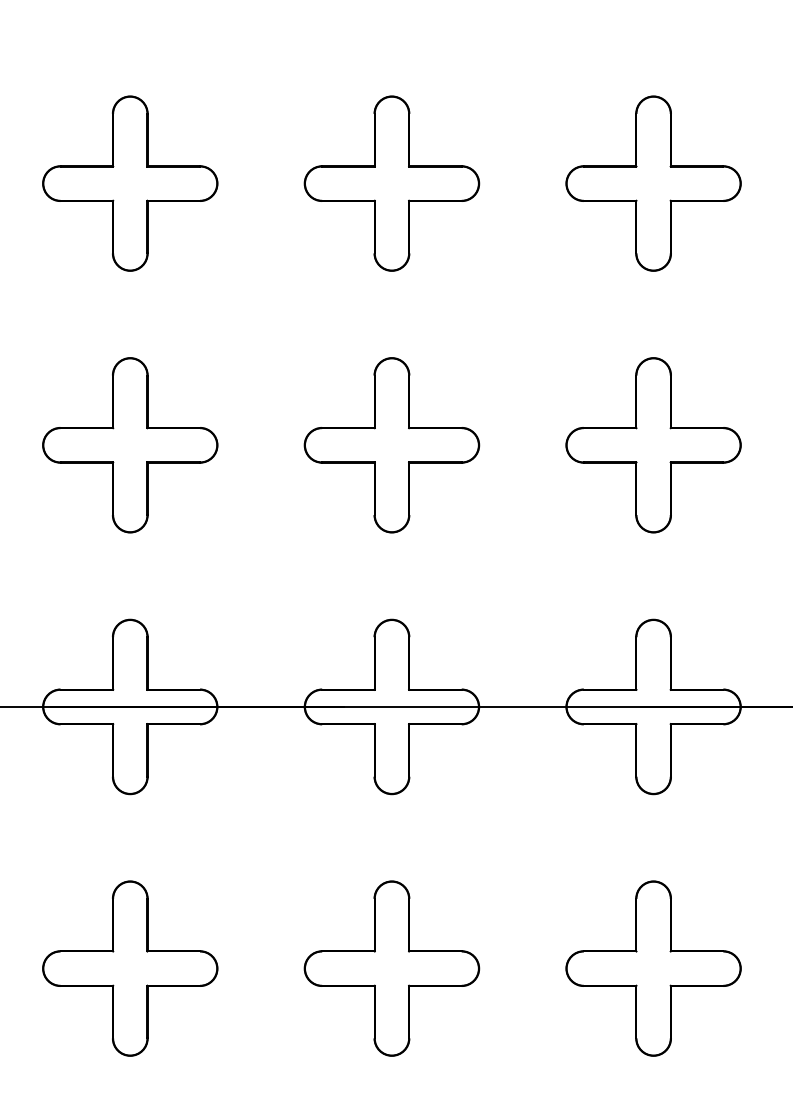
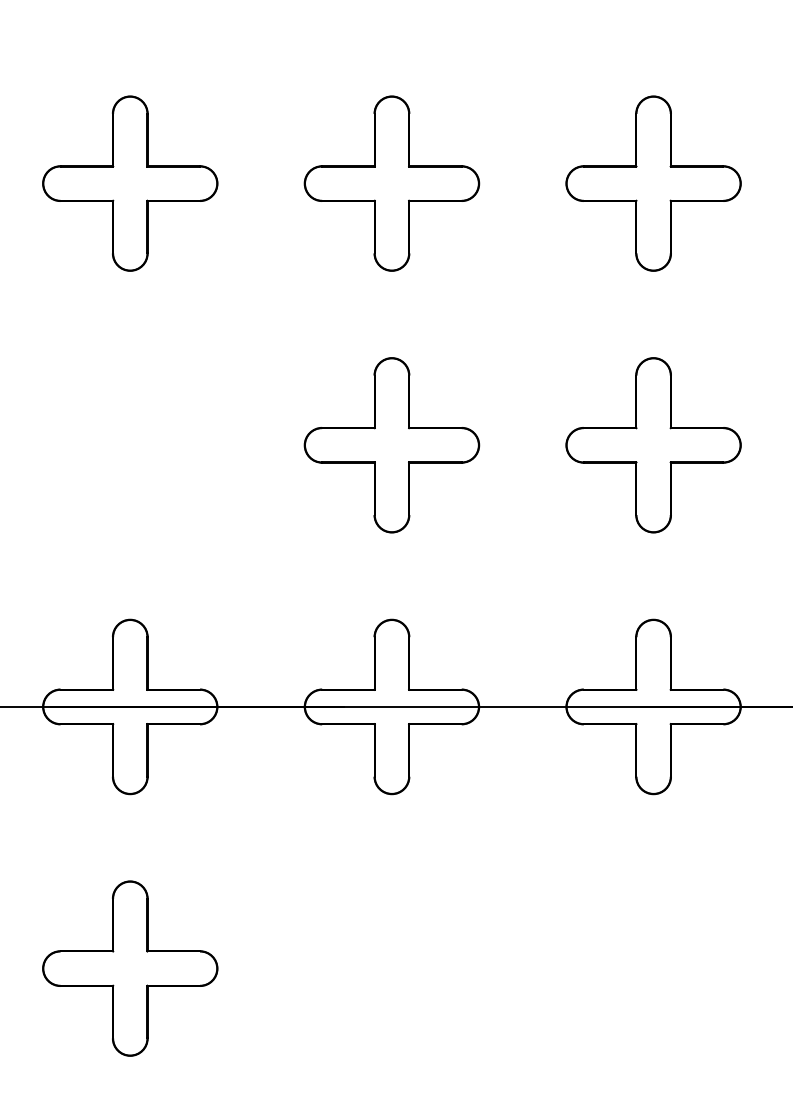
part: present -> none (130, 445)
part: present -> none (391, 968)
part: present -> none (653, 968)
